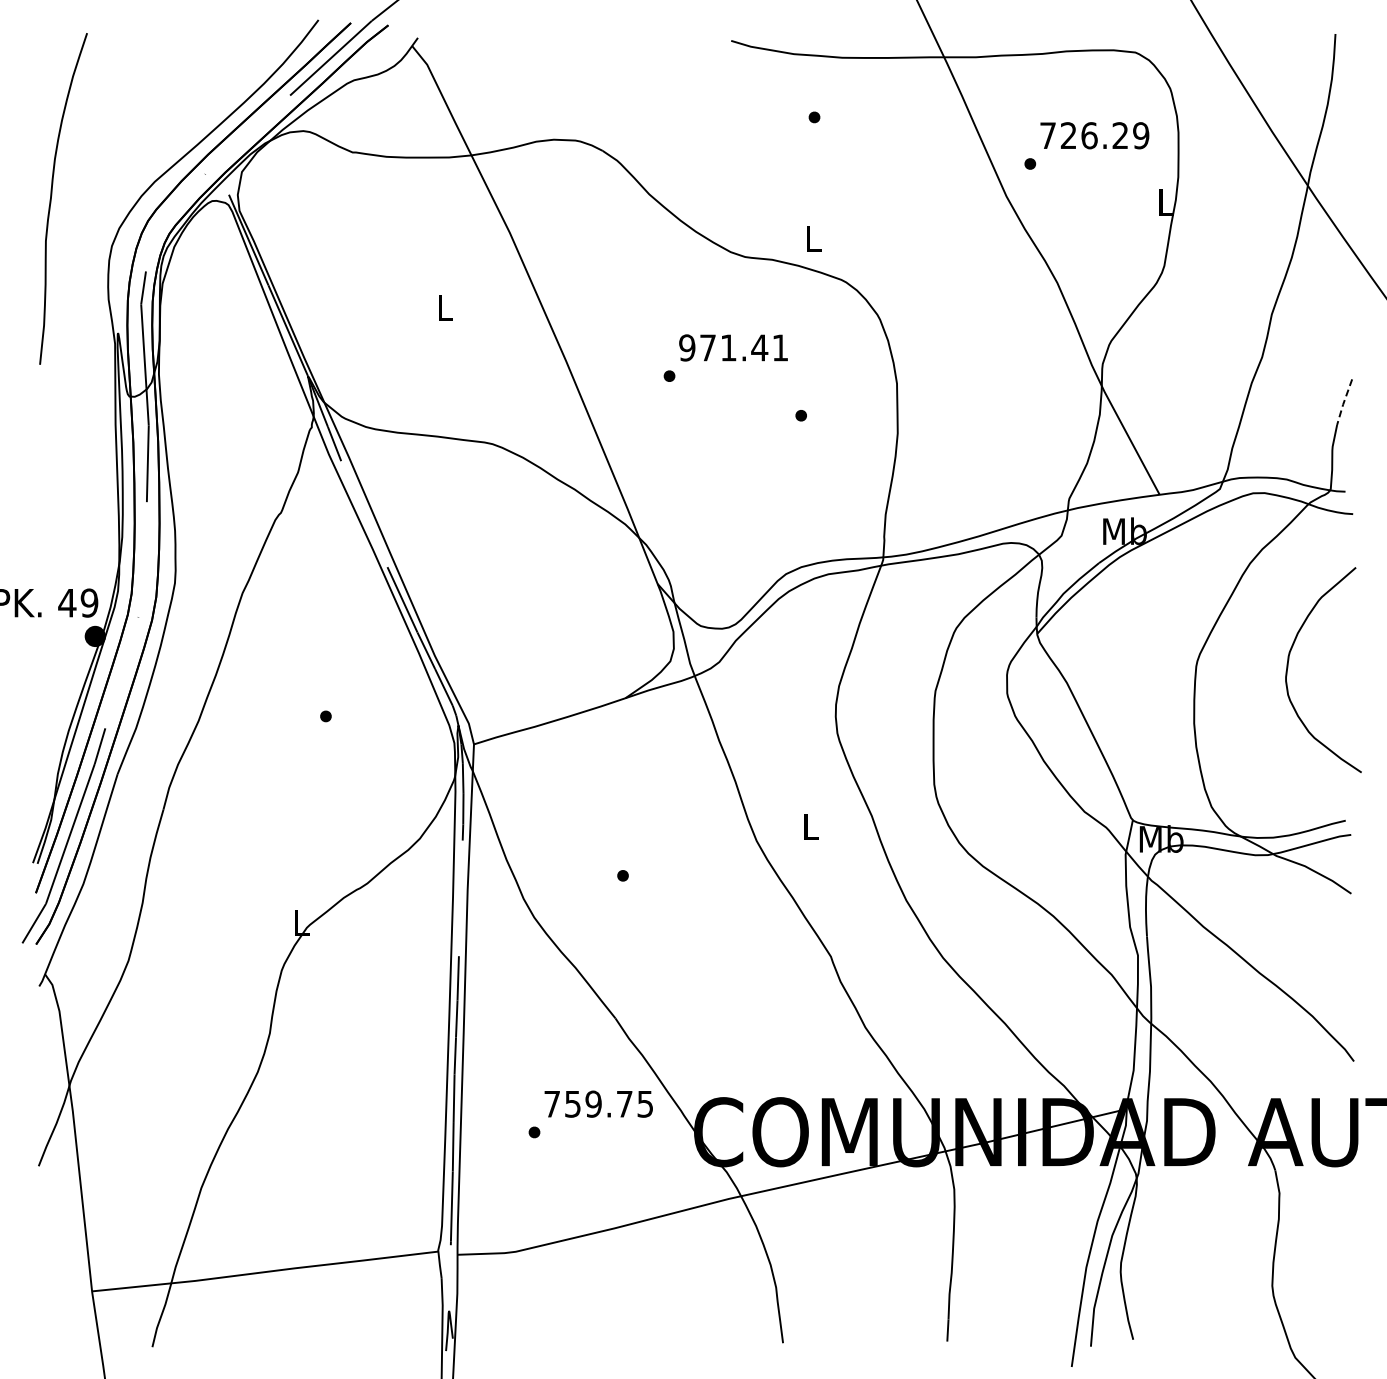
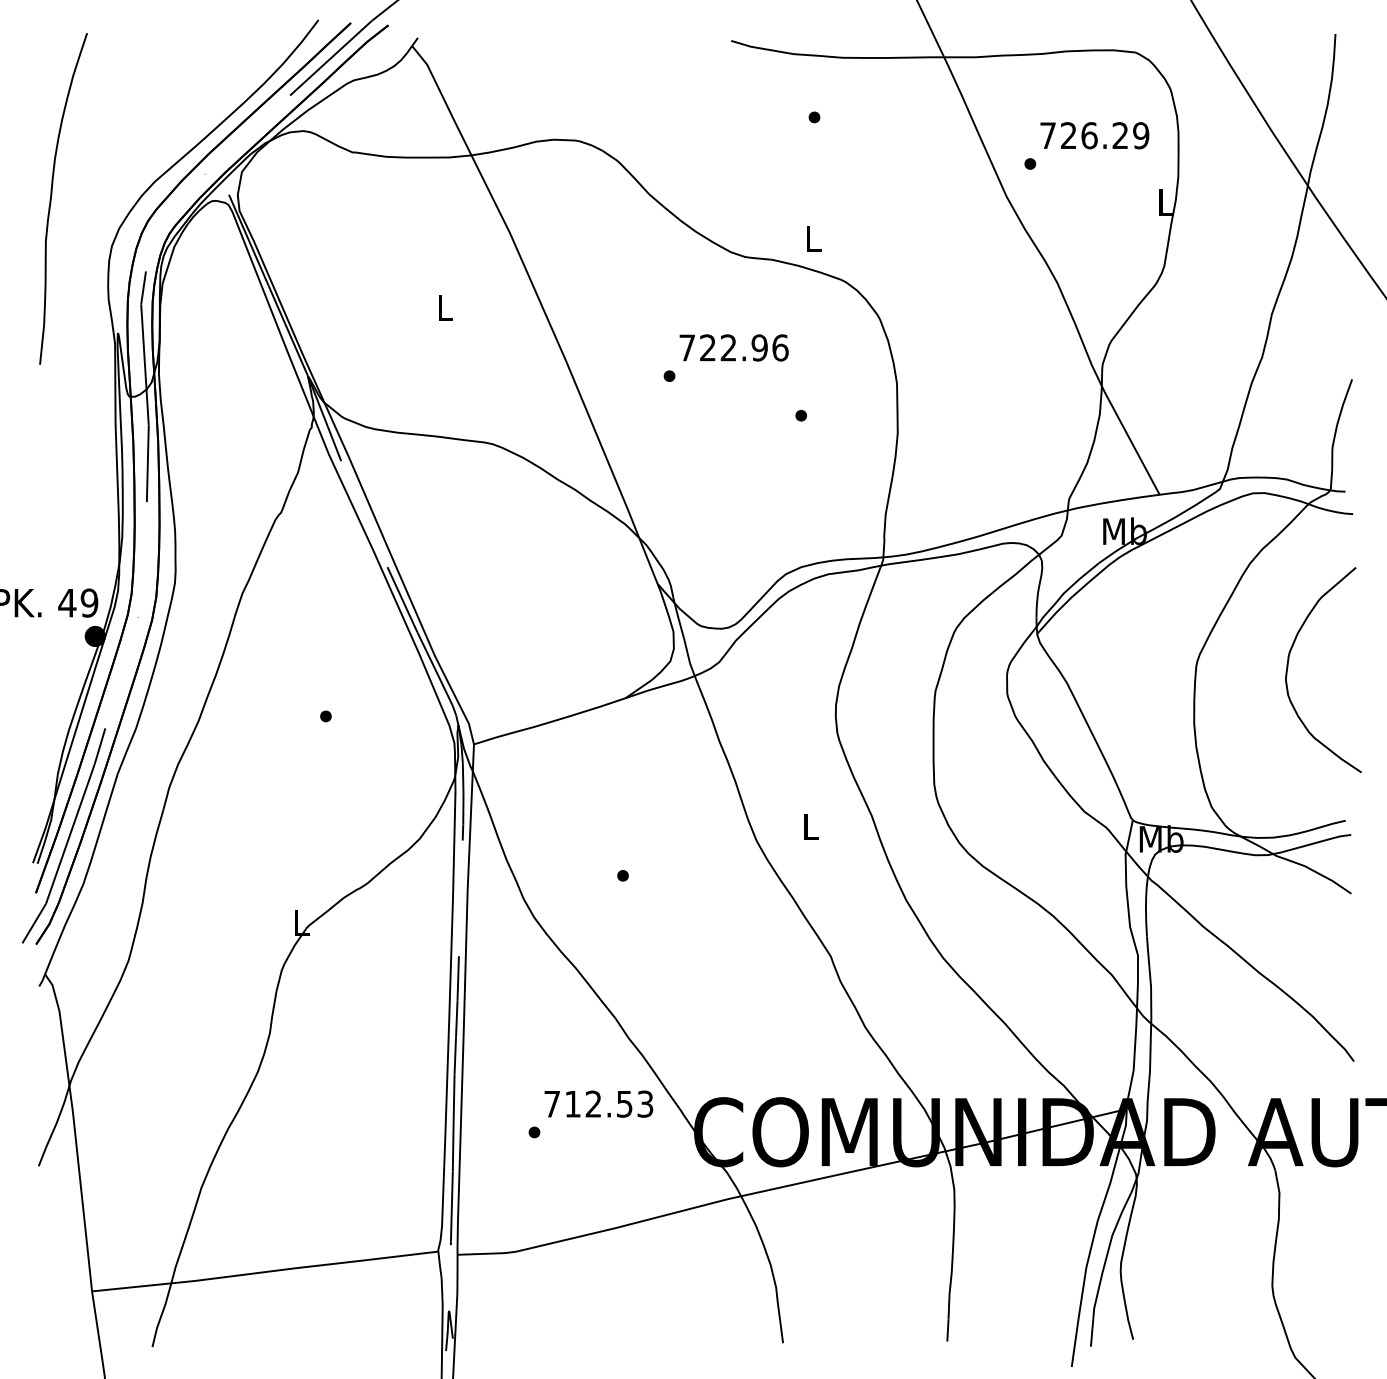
text: 971.41 -> 722.96 (733, 347)
line: dashed -> solid (1343, 402)
text: 759.75 -> 712.53 (609, 1103)
